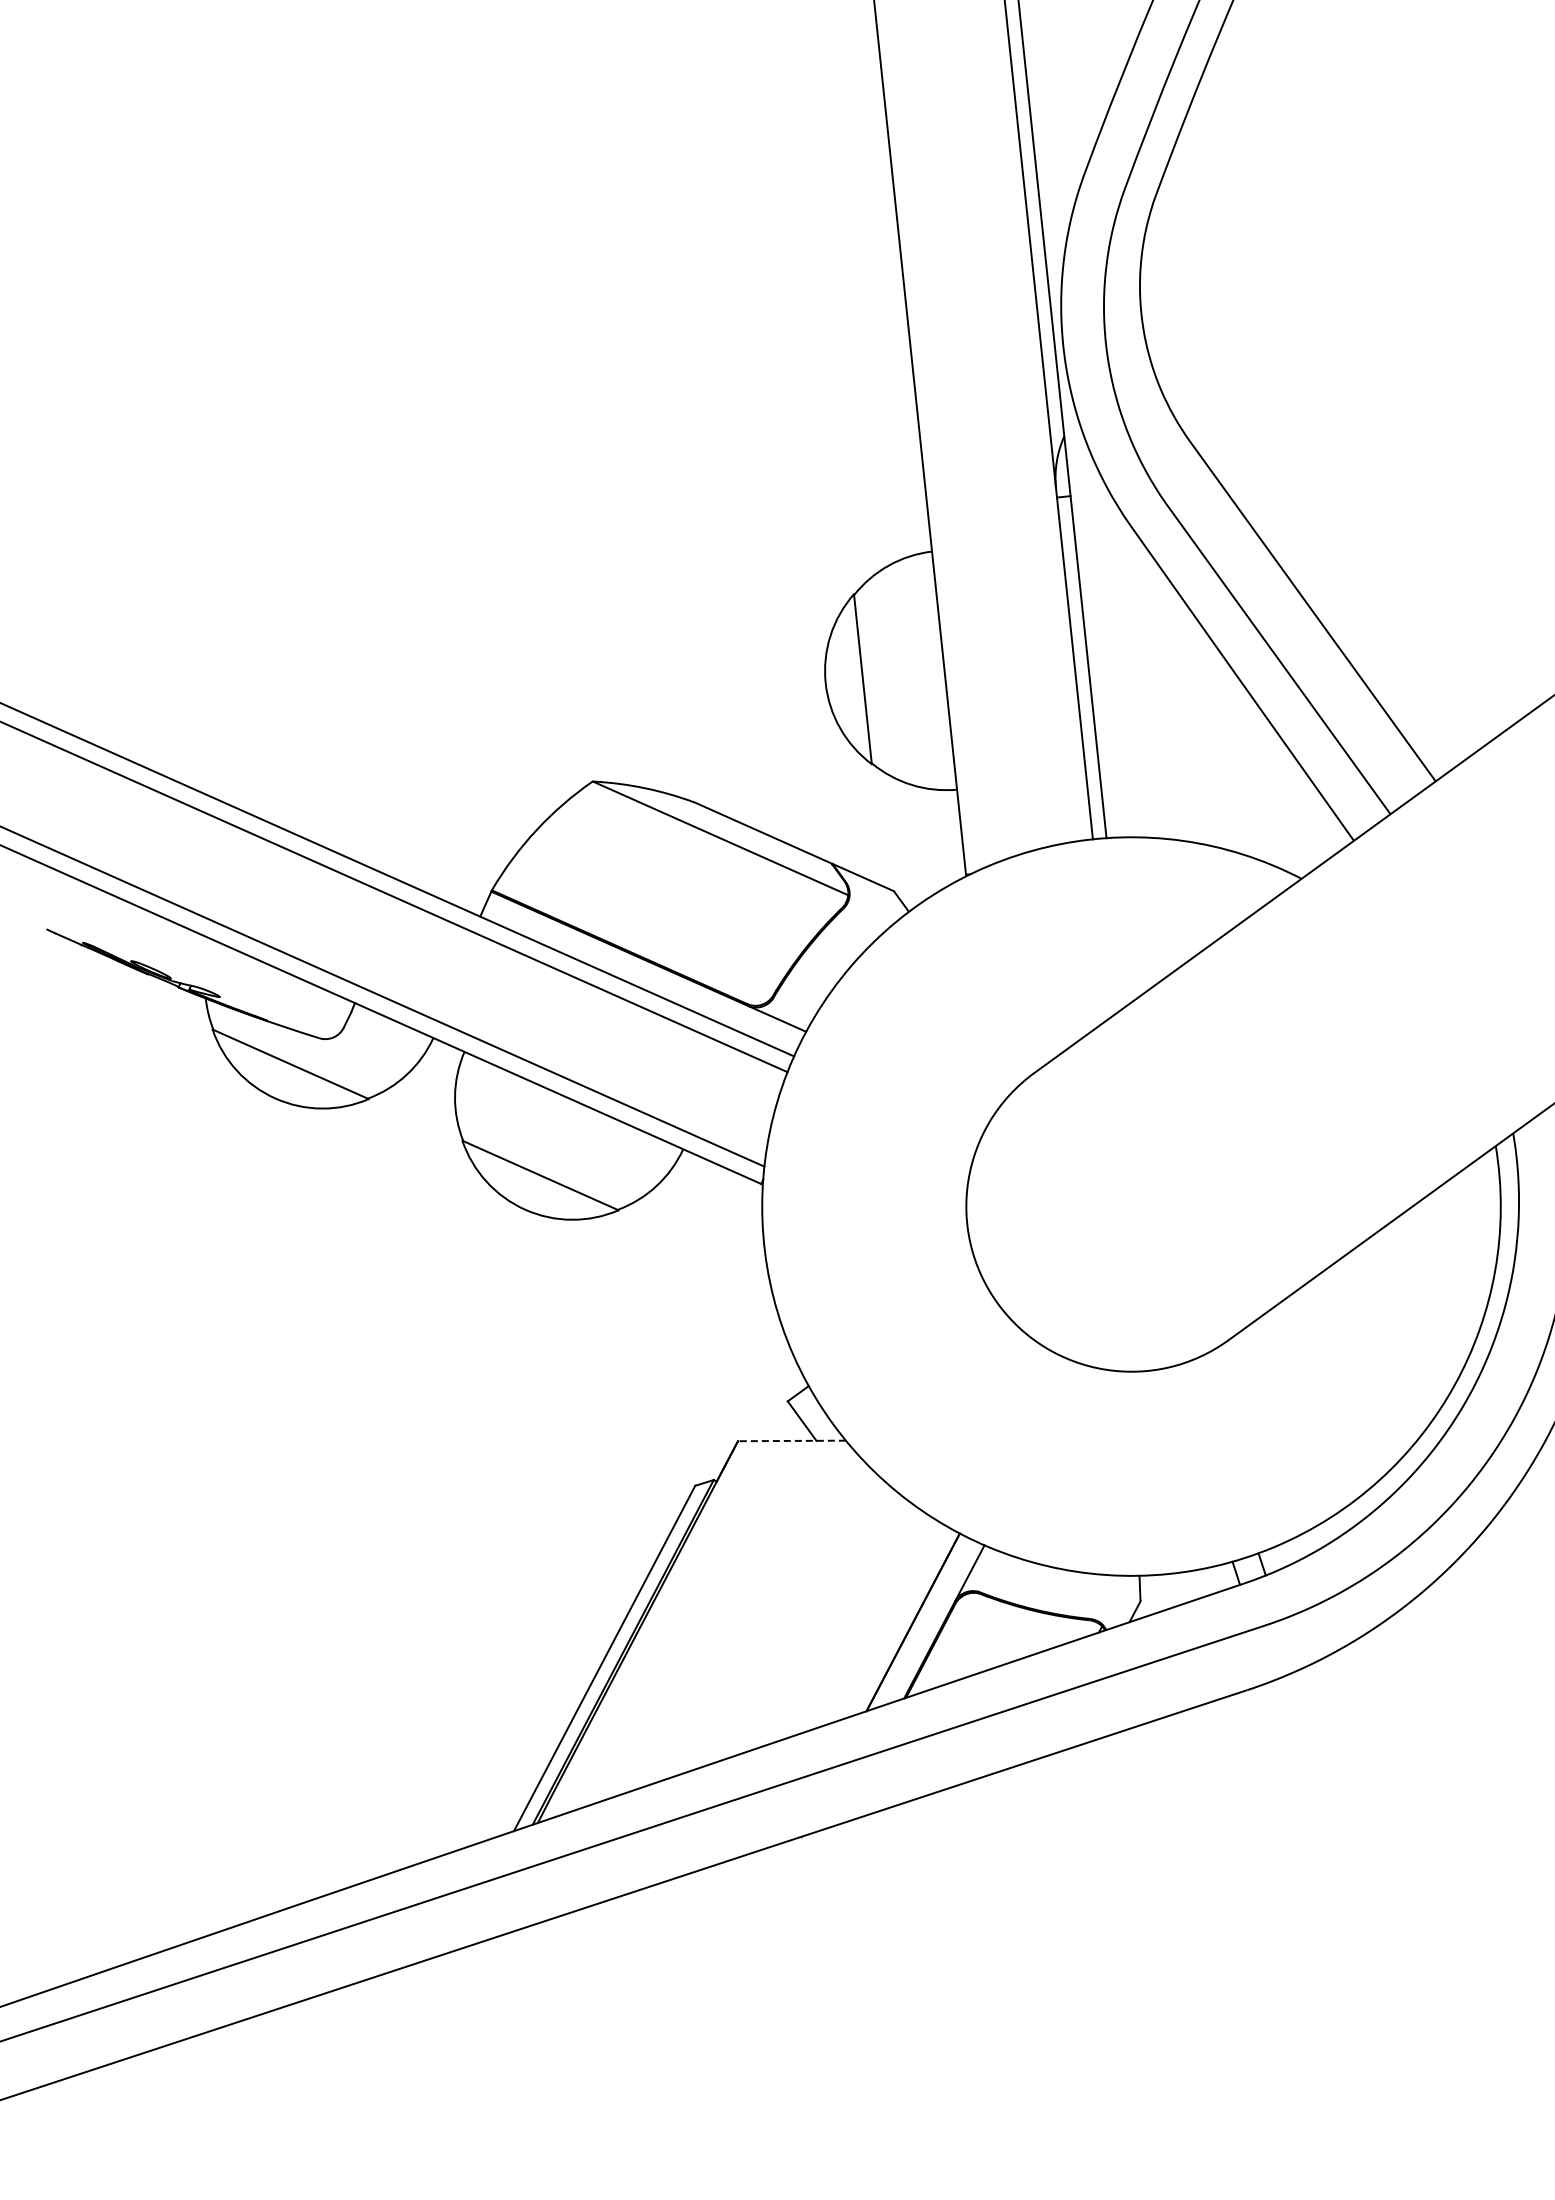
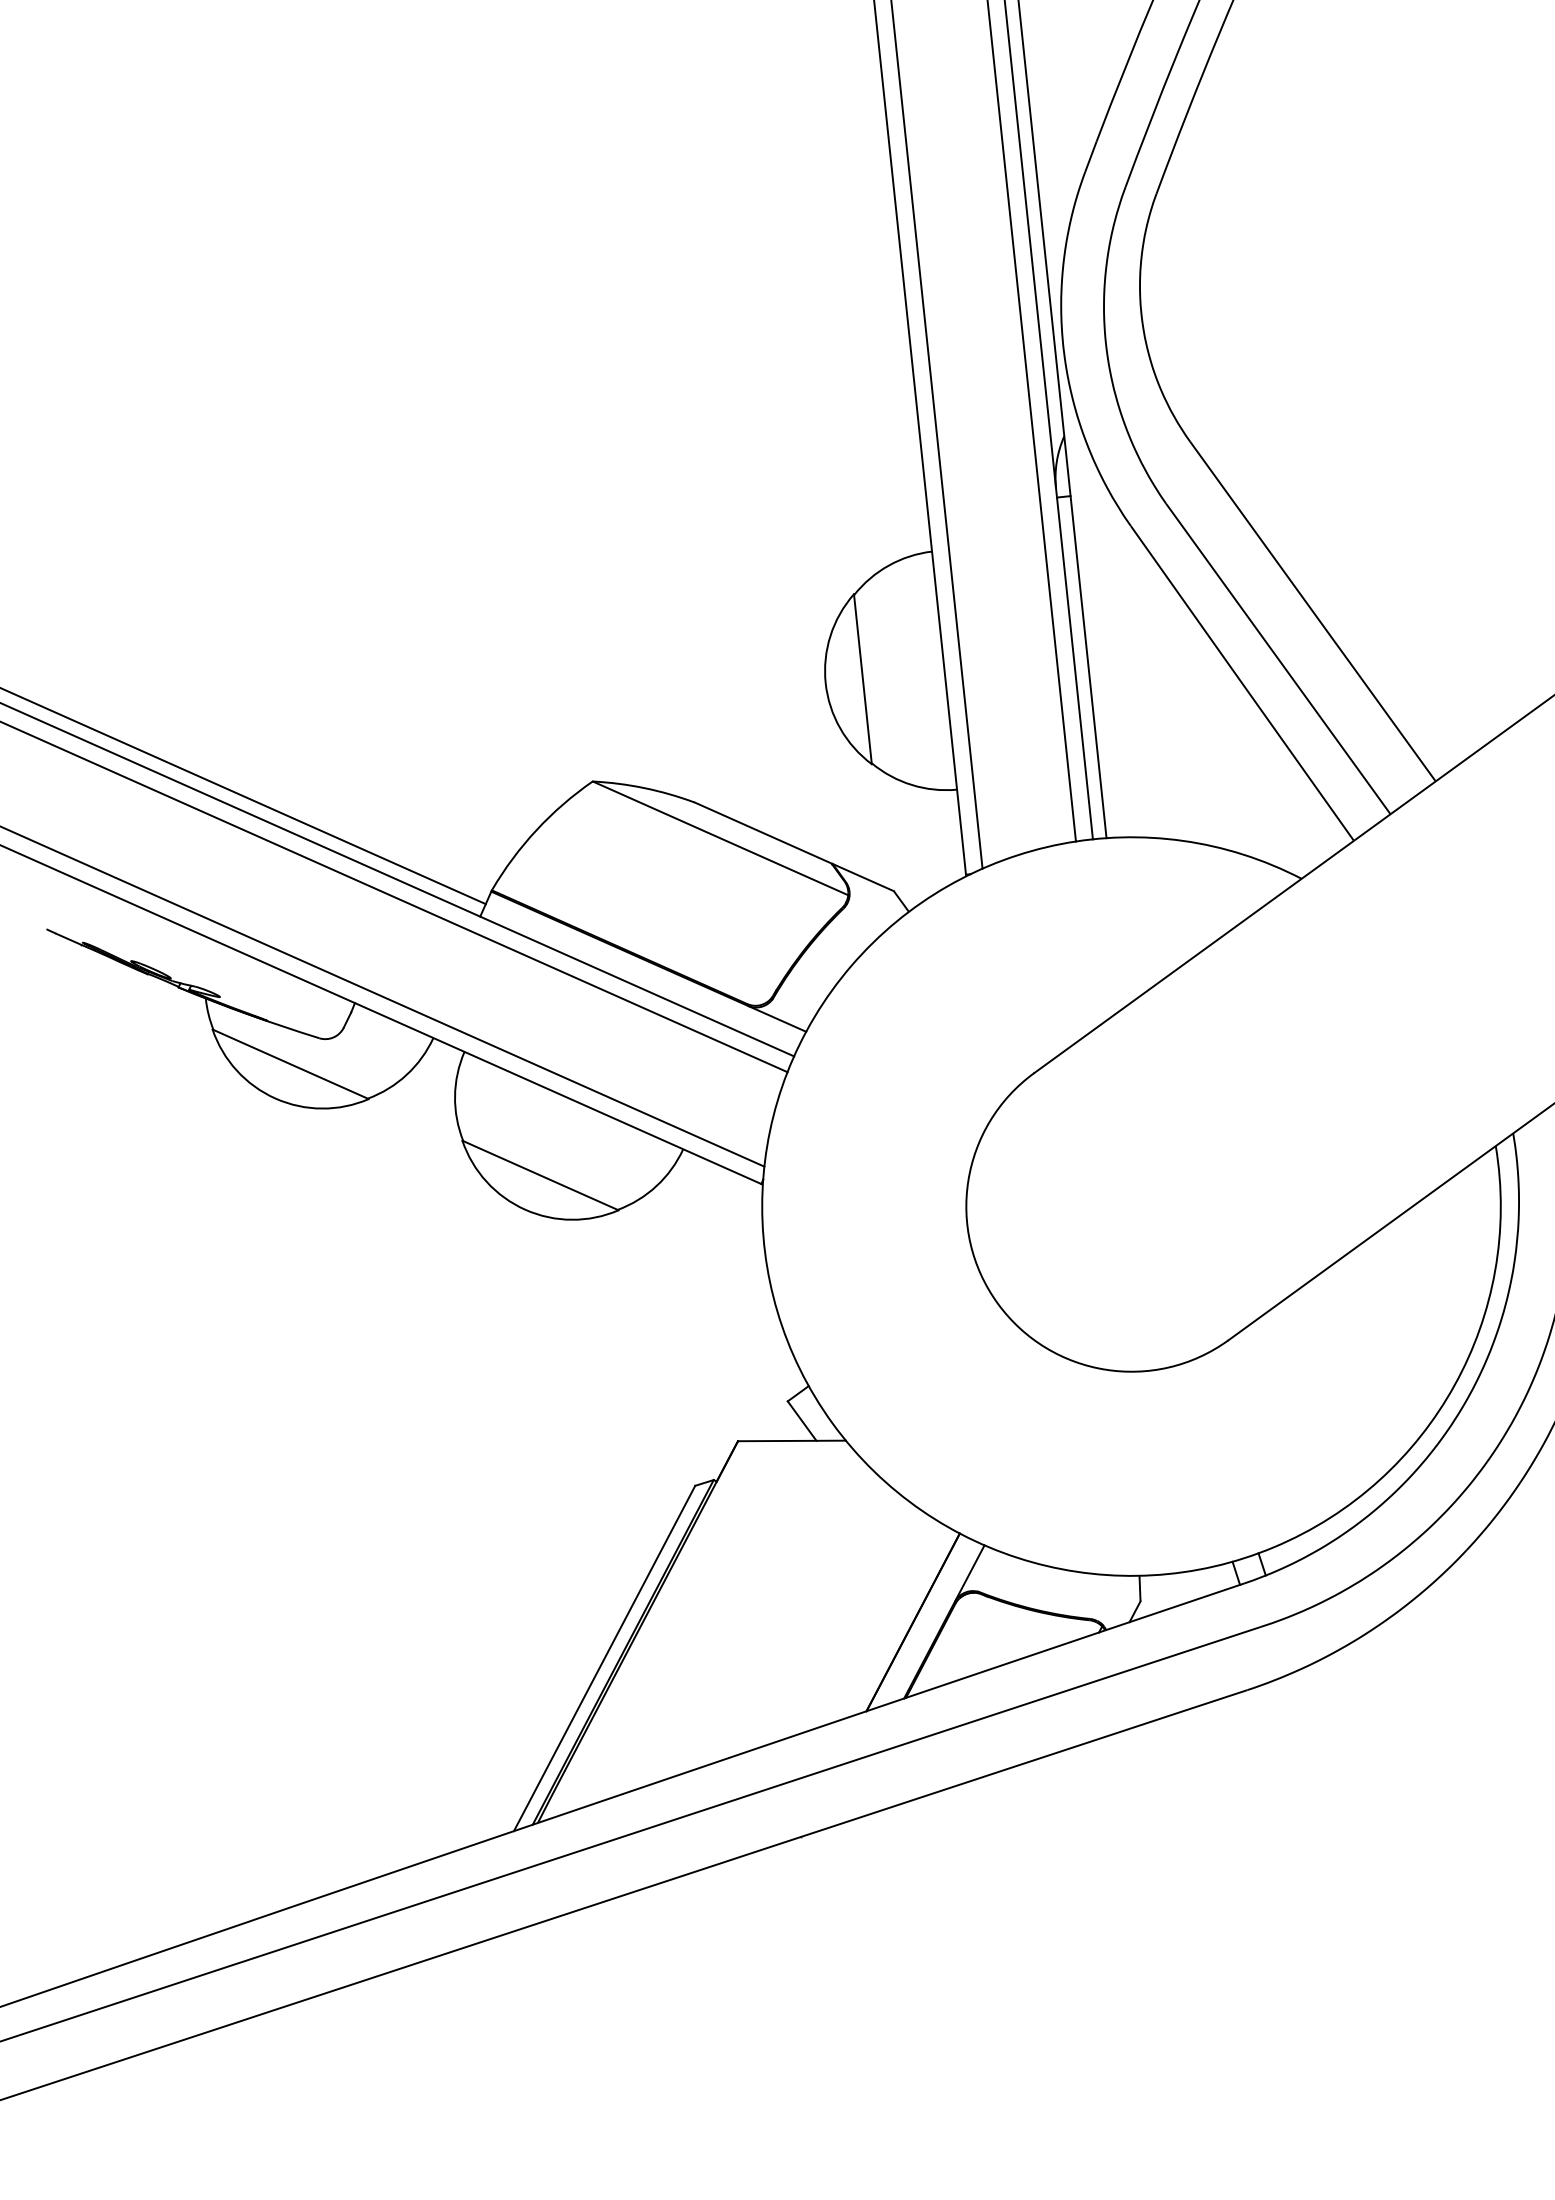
line: none -> present (1031, 421)
line: none -> present (936, 435)
line: none -> present (243, 796)
line: dashed -> solid (791, 1440)
